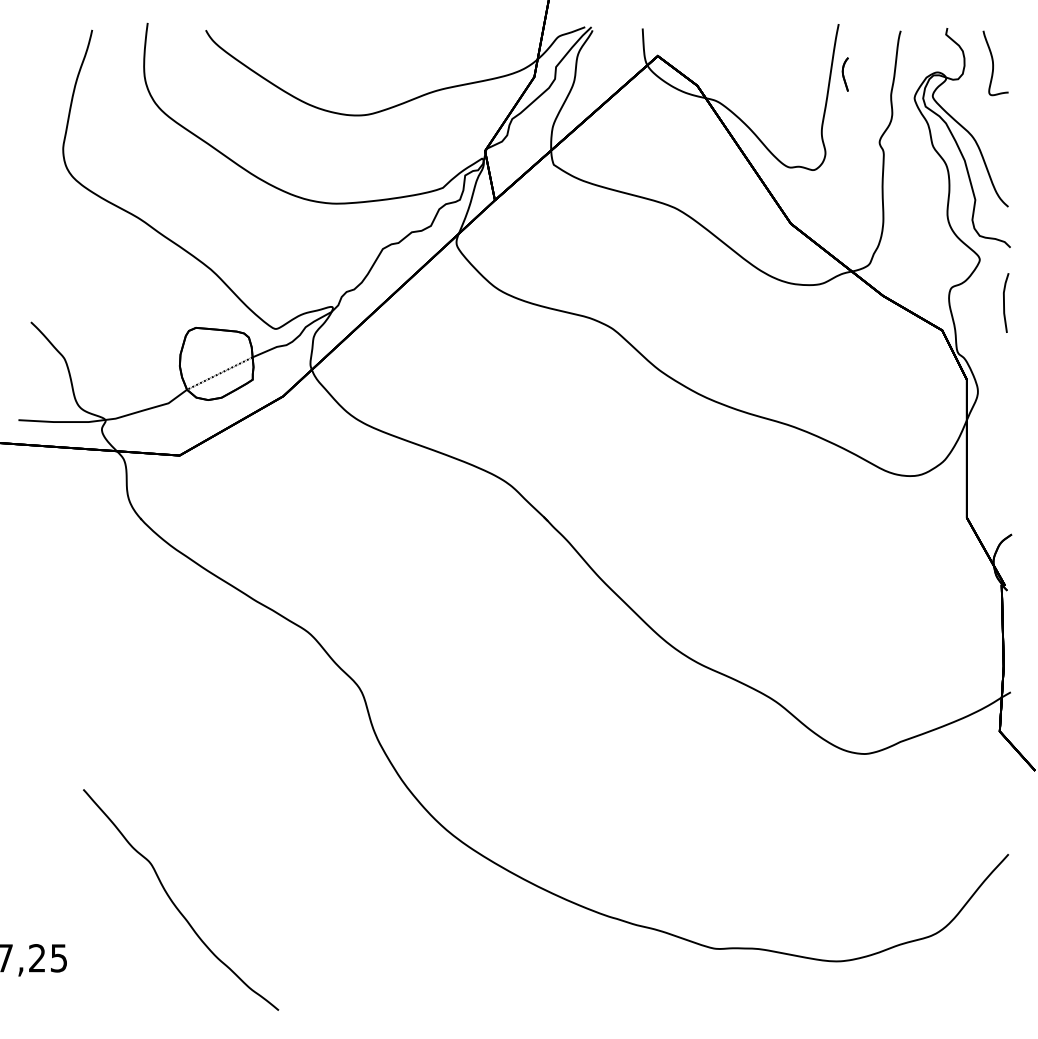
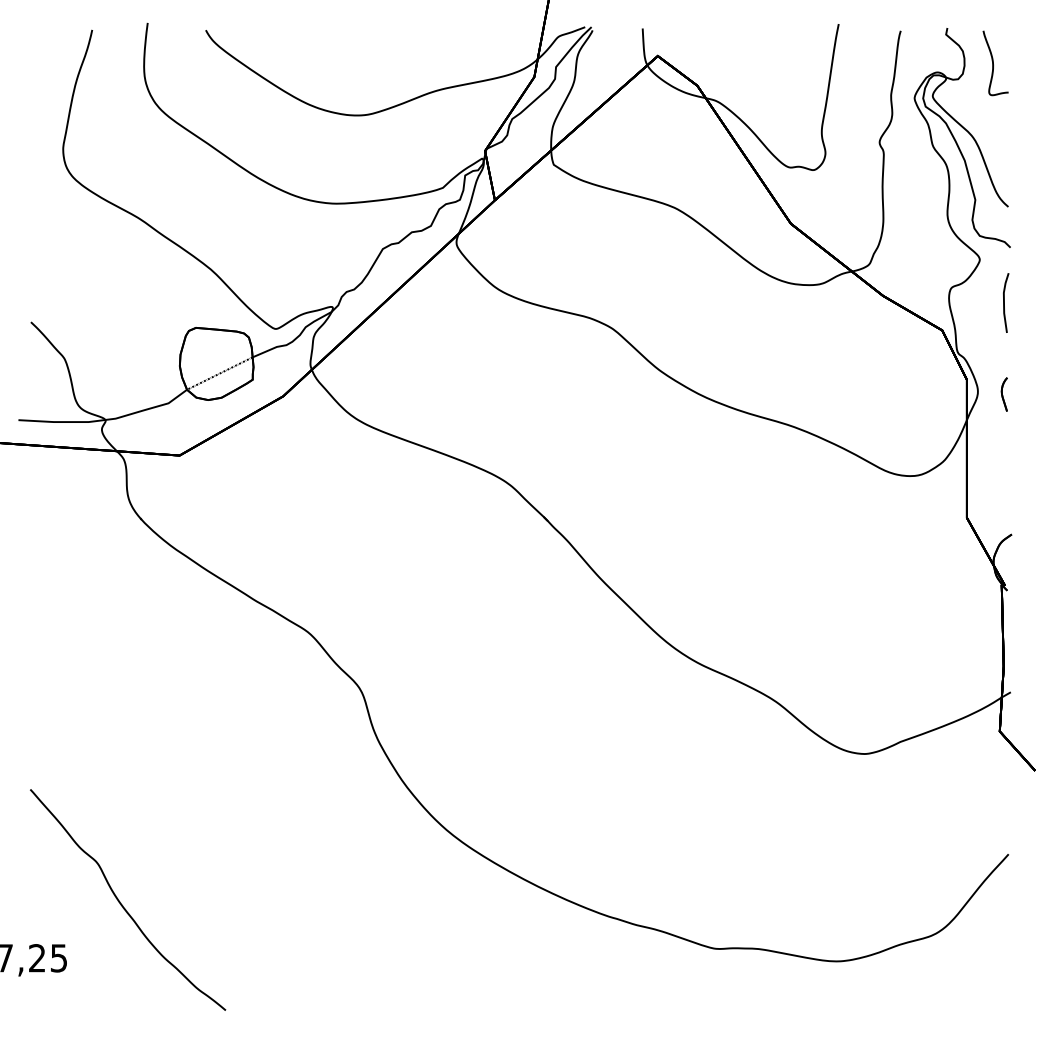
part position: (844, 74) -> (1003, 394) (1003, 394)
part position: (175, 904) -> (122, 904) (122, 904)
